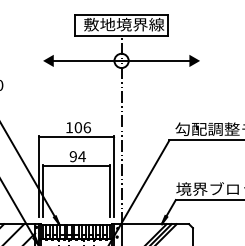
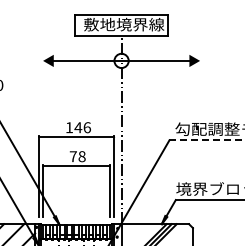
text: 106 -> 146 (78, 127)
line: solid -> dashed (207, 140)
text: 94 -> 78 (77, 156)
